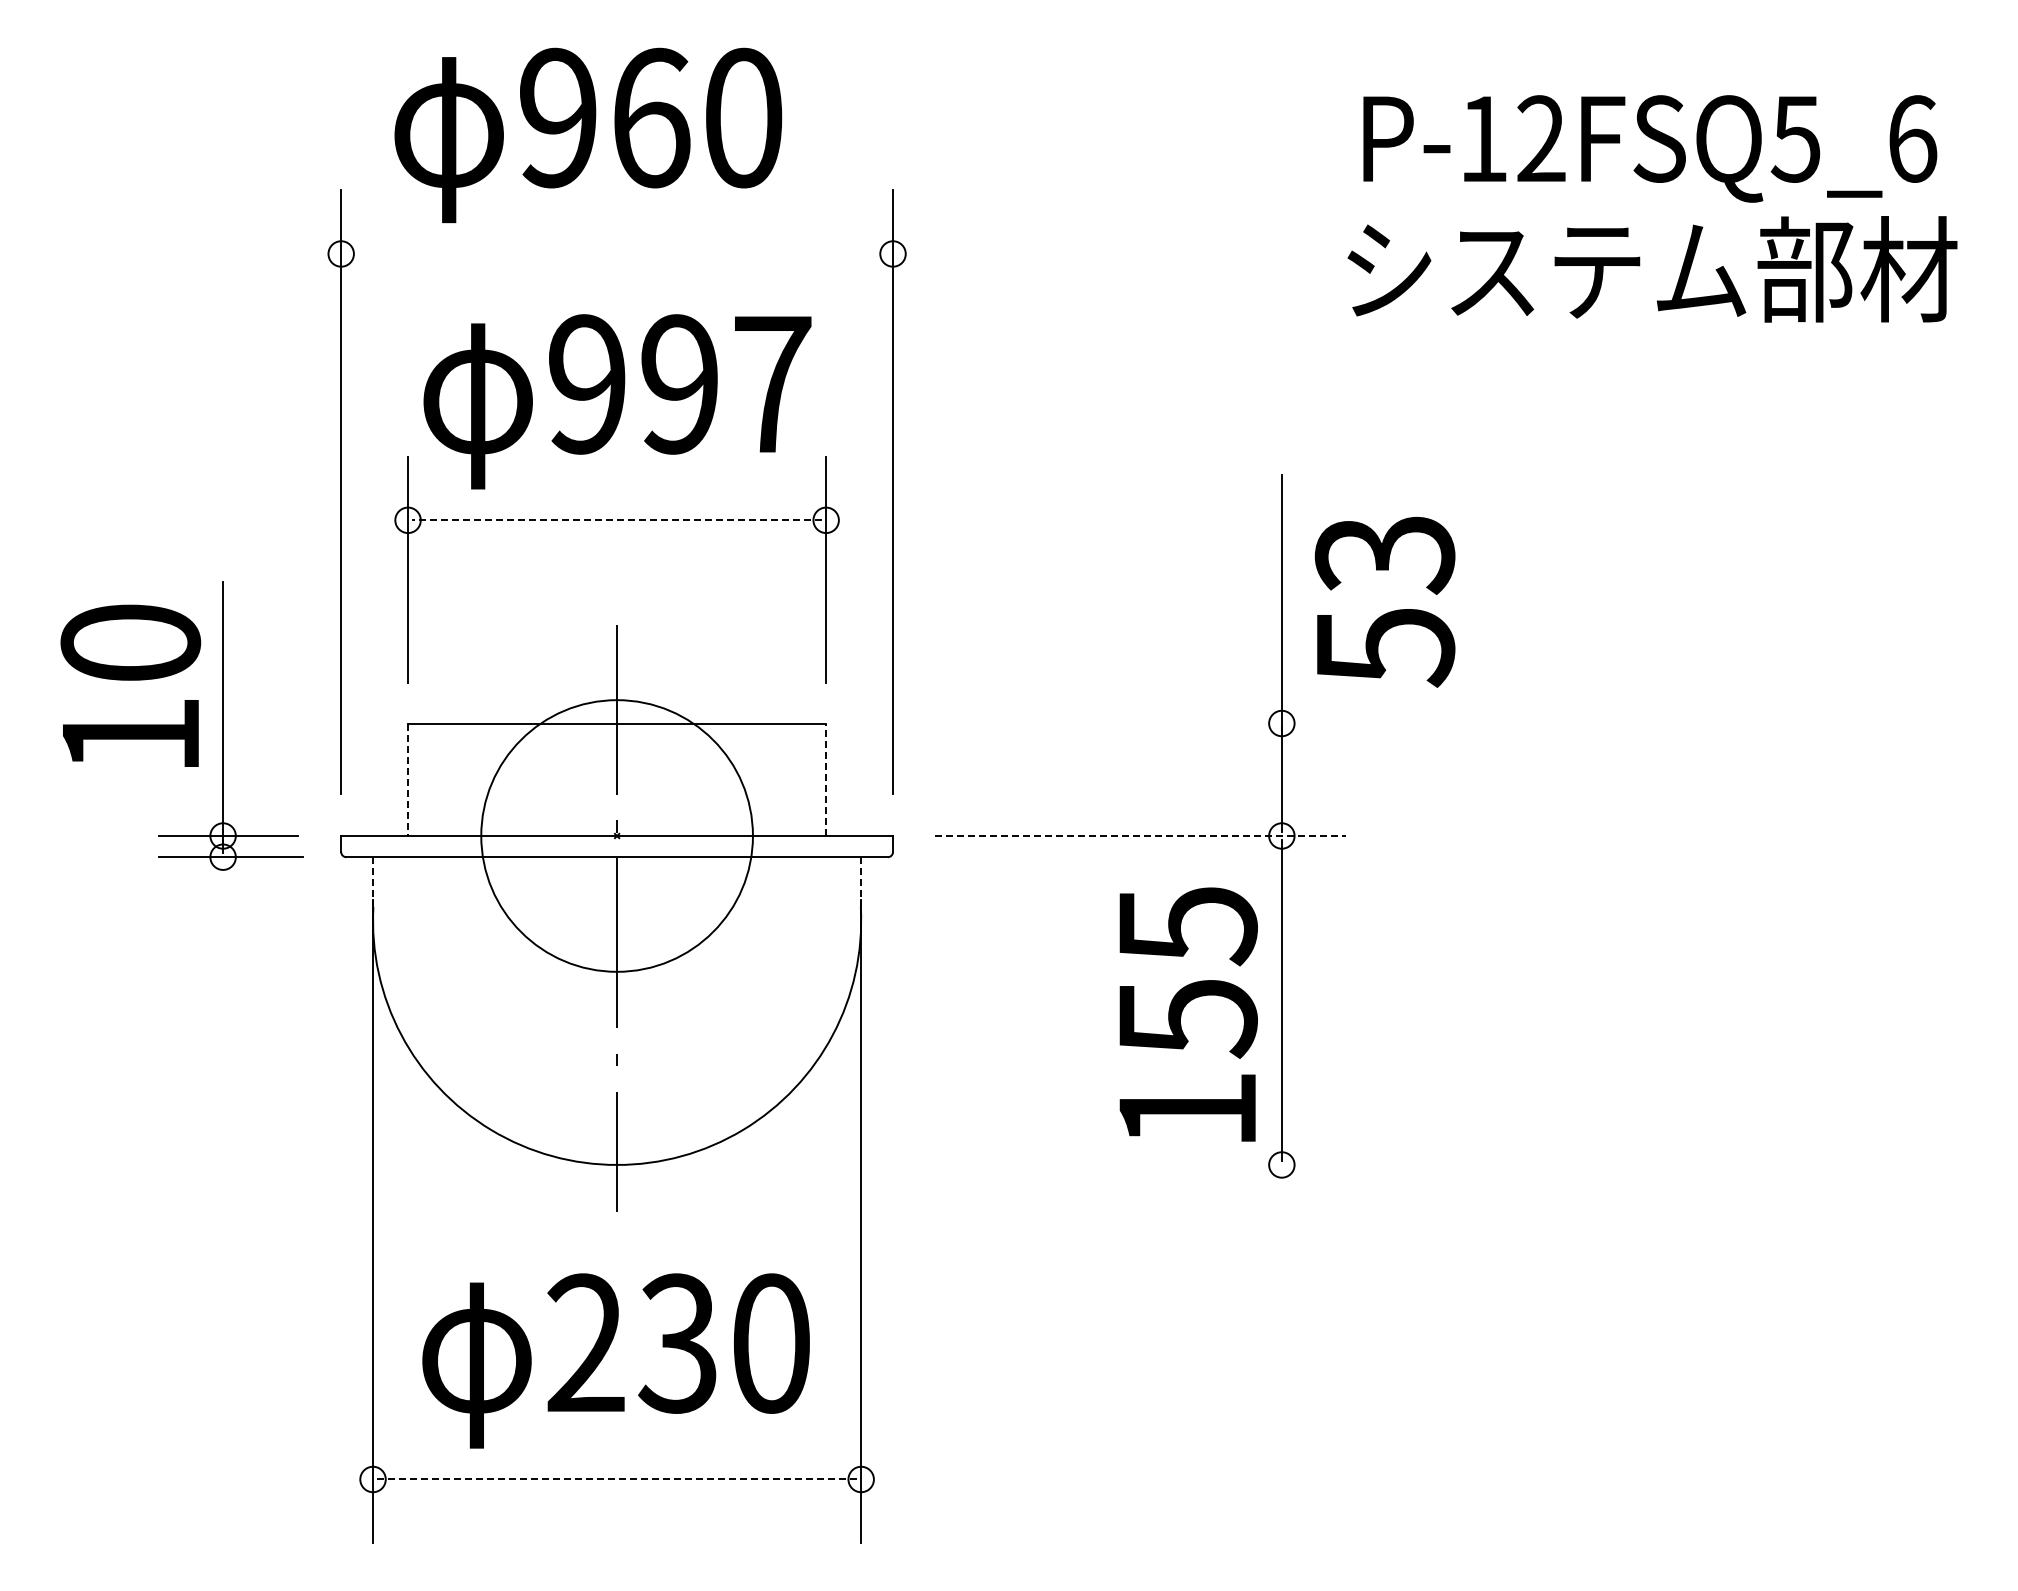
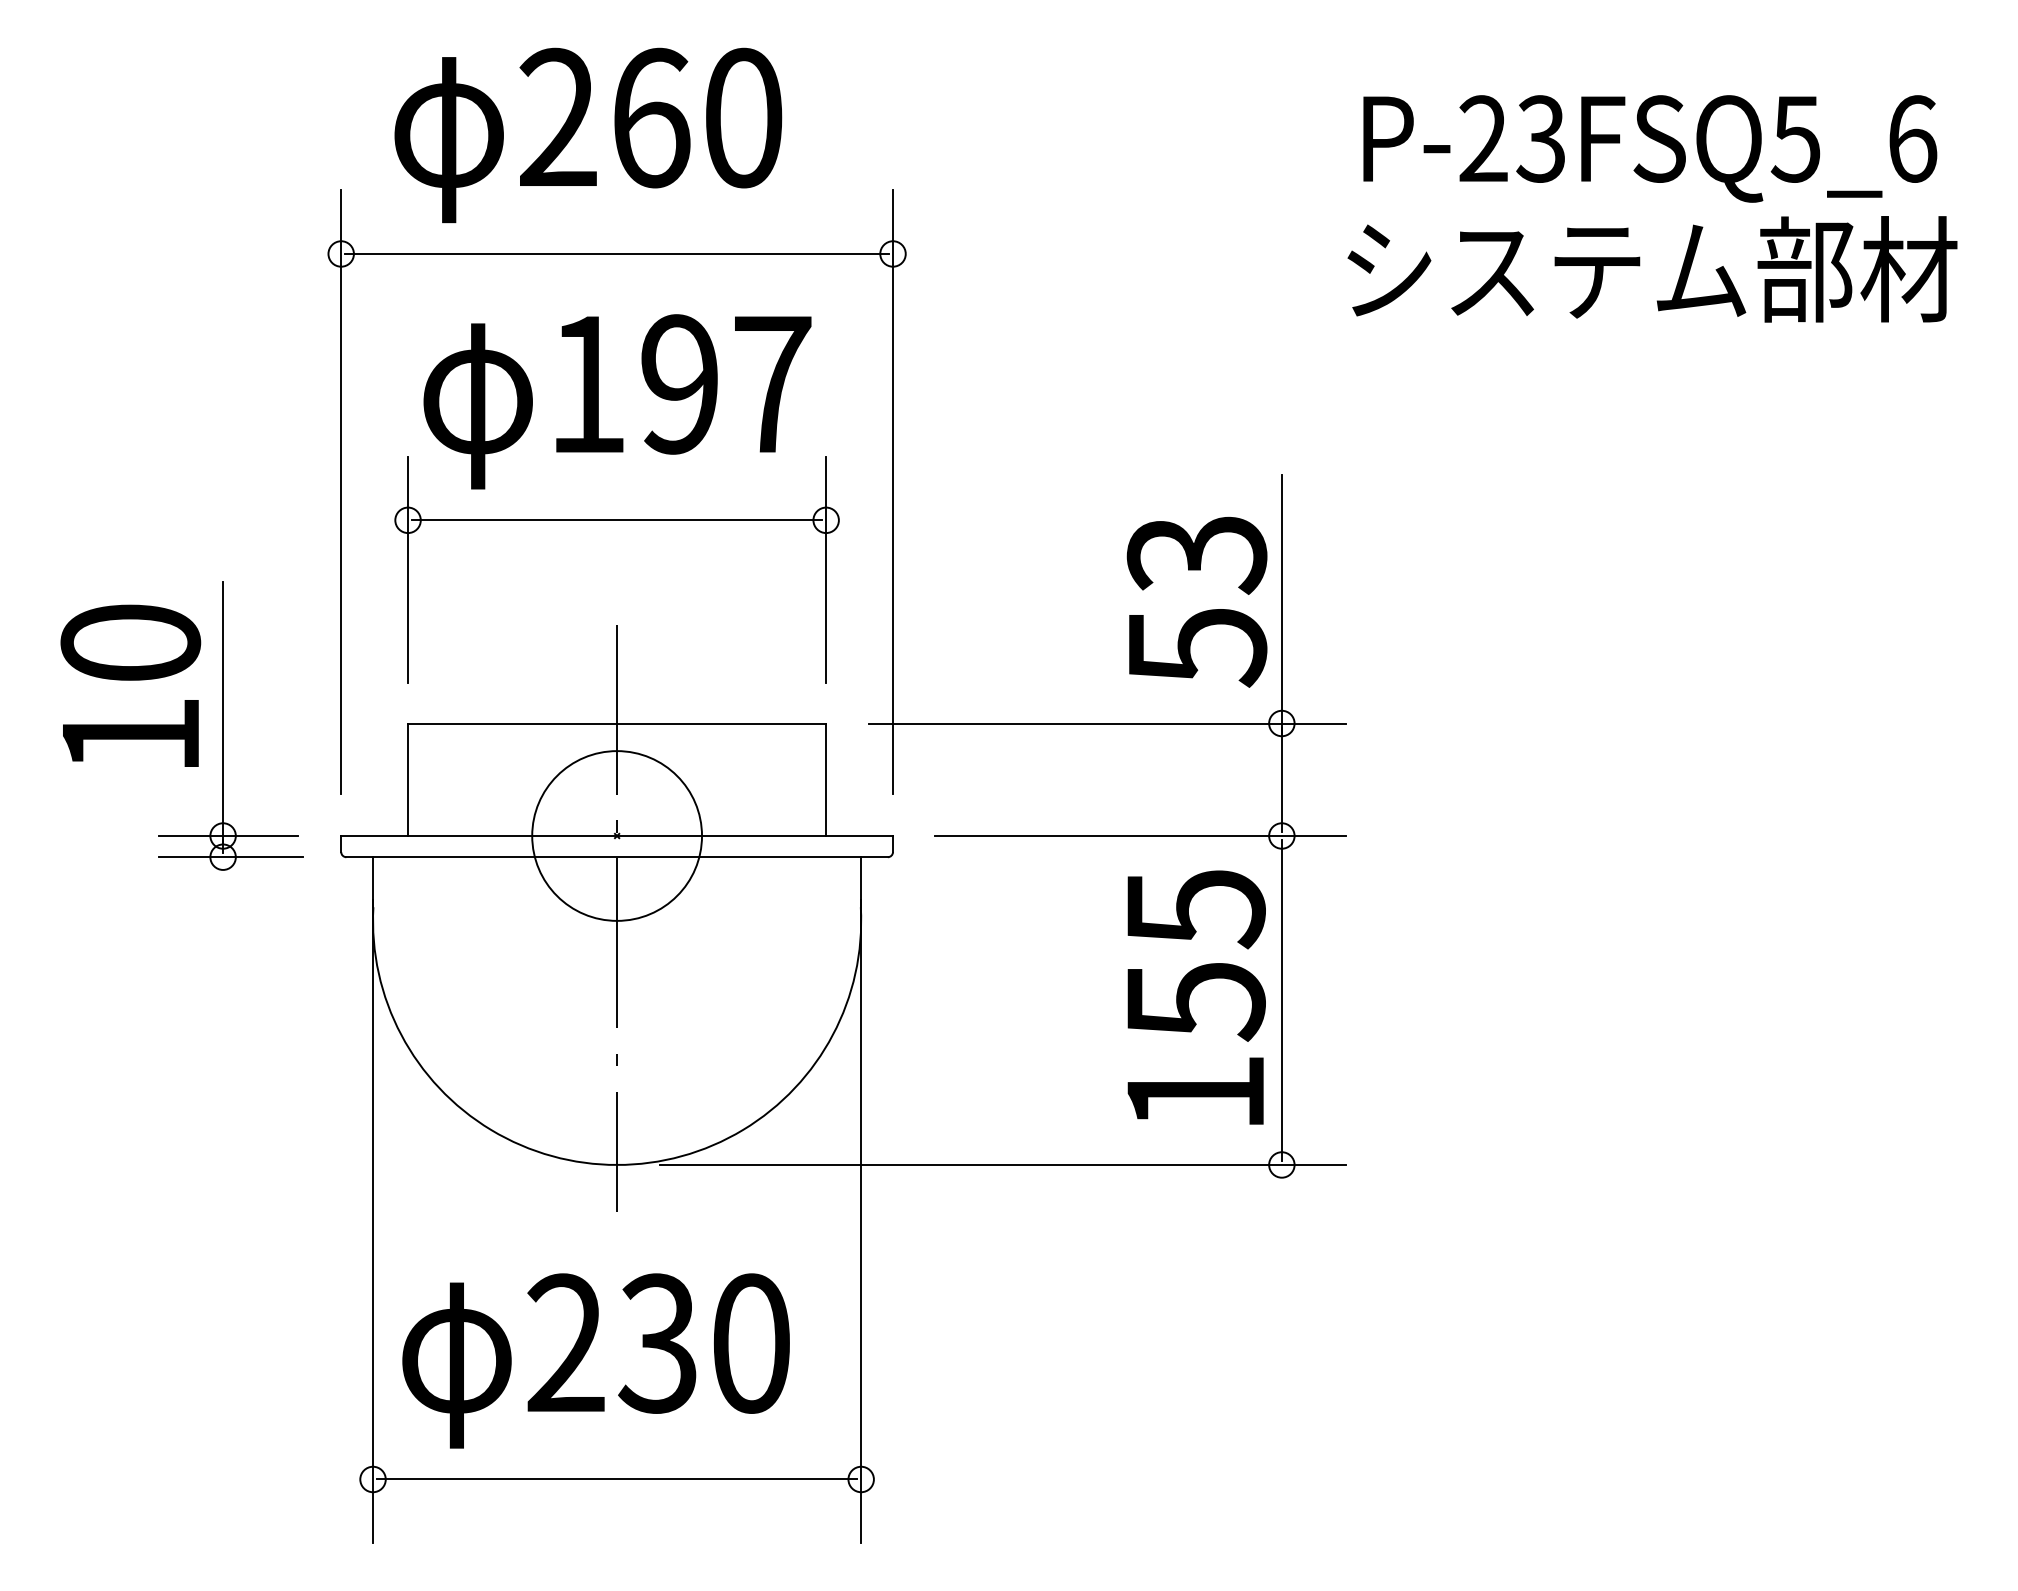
text: 960 -> 260 (557, 118)
text: P-12FSQ5_6 -> P-23FSQ5_6 (1512, 138)
line: none -> present (616, 253)
text: 997 -> 197 (587, 384)
line: dashed -> solid (617, 520)
text position: (1384, 602) -> (1196, 602) (1196, 602)
line: none -> present (1106, 723)
line: dashed -> solid (826, 779)
line: dashed -> solid (408, 780)
circle diameter: 272 px -> 170 px (617, 835)
line: dashed -> solid (1141, 836)
line: dashed -> solid (373, 882)
line: dashed -> solid (861, 882)
text position: (1188, 1014) -> (1196, 997) (1196, 997)
line: none -> present (1002, 1164)
text position: (615, 1360) -> (595, 1360) (595, 1360)
line: dashed -> solid (617, 1479)
